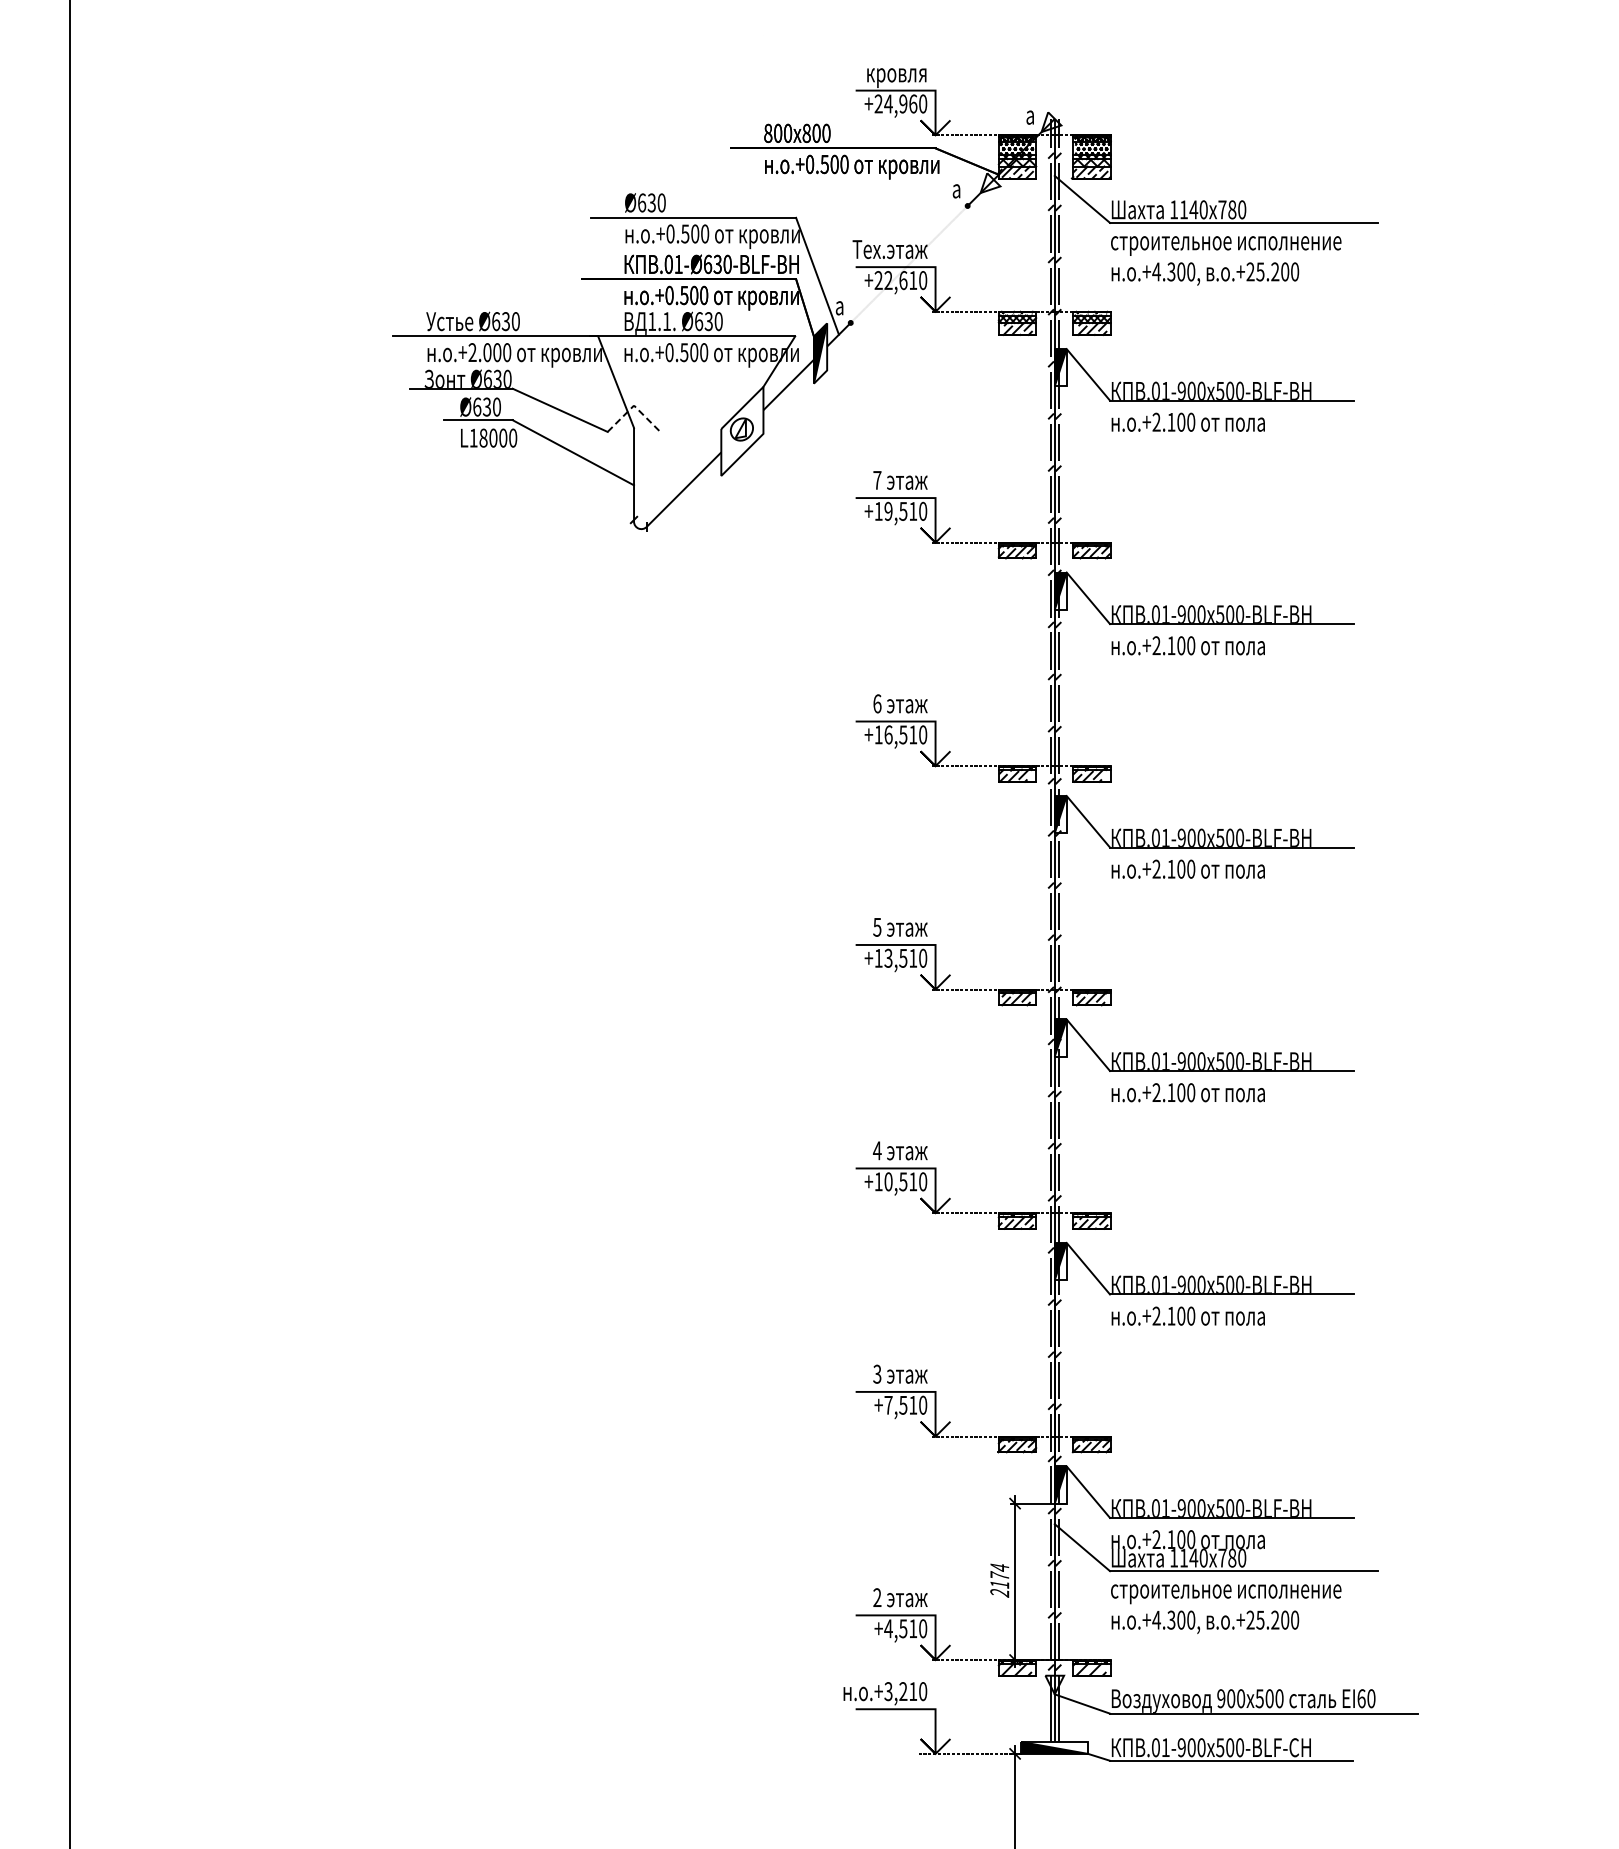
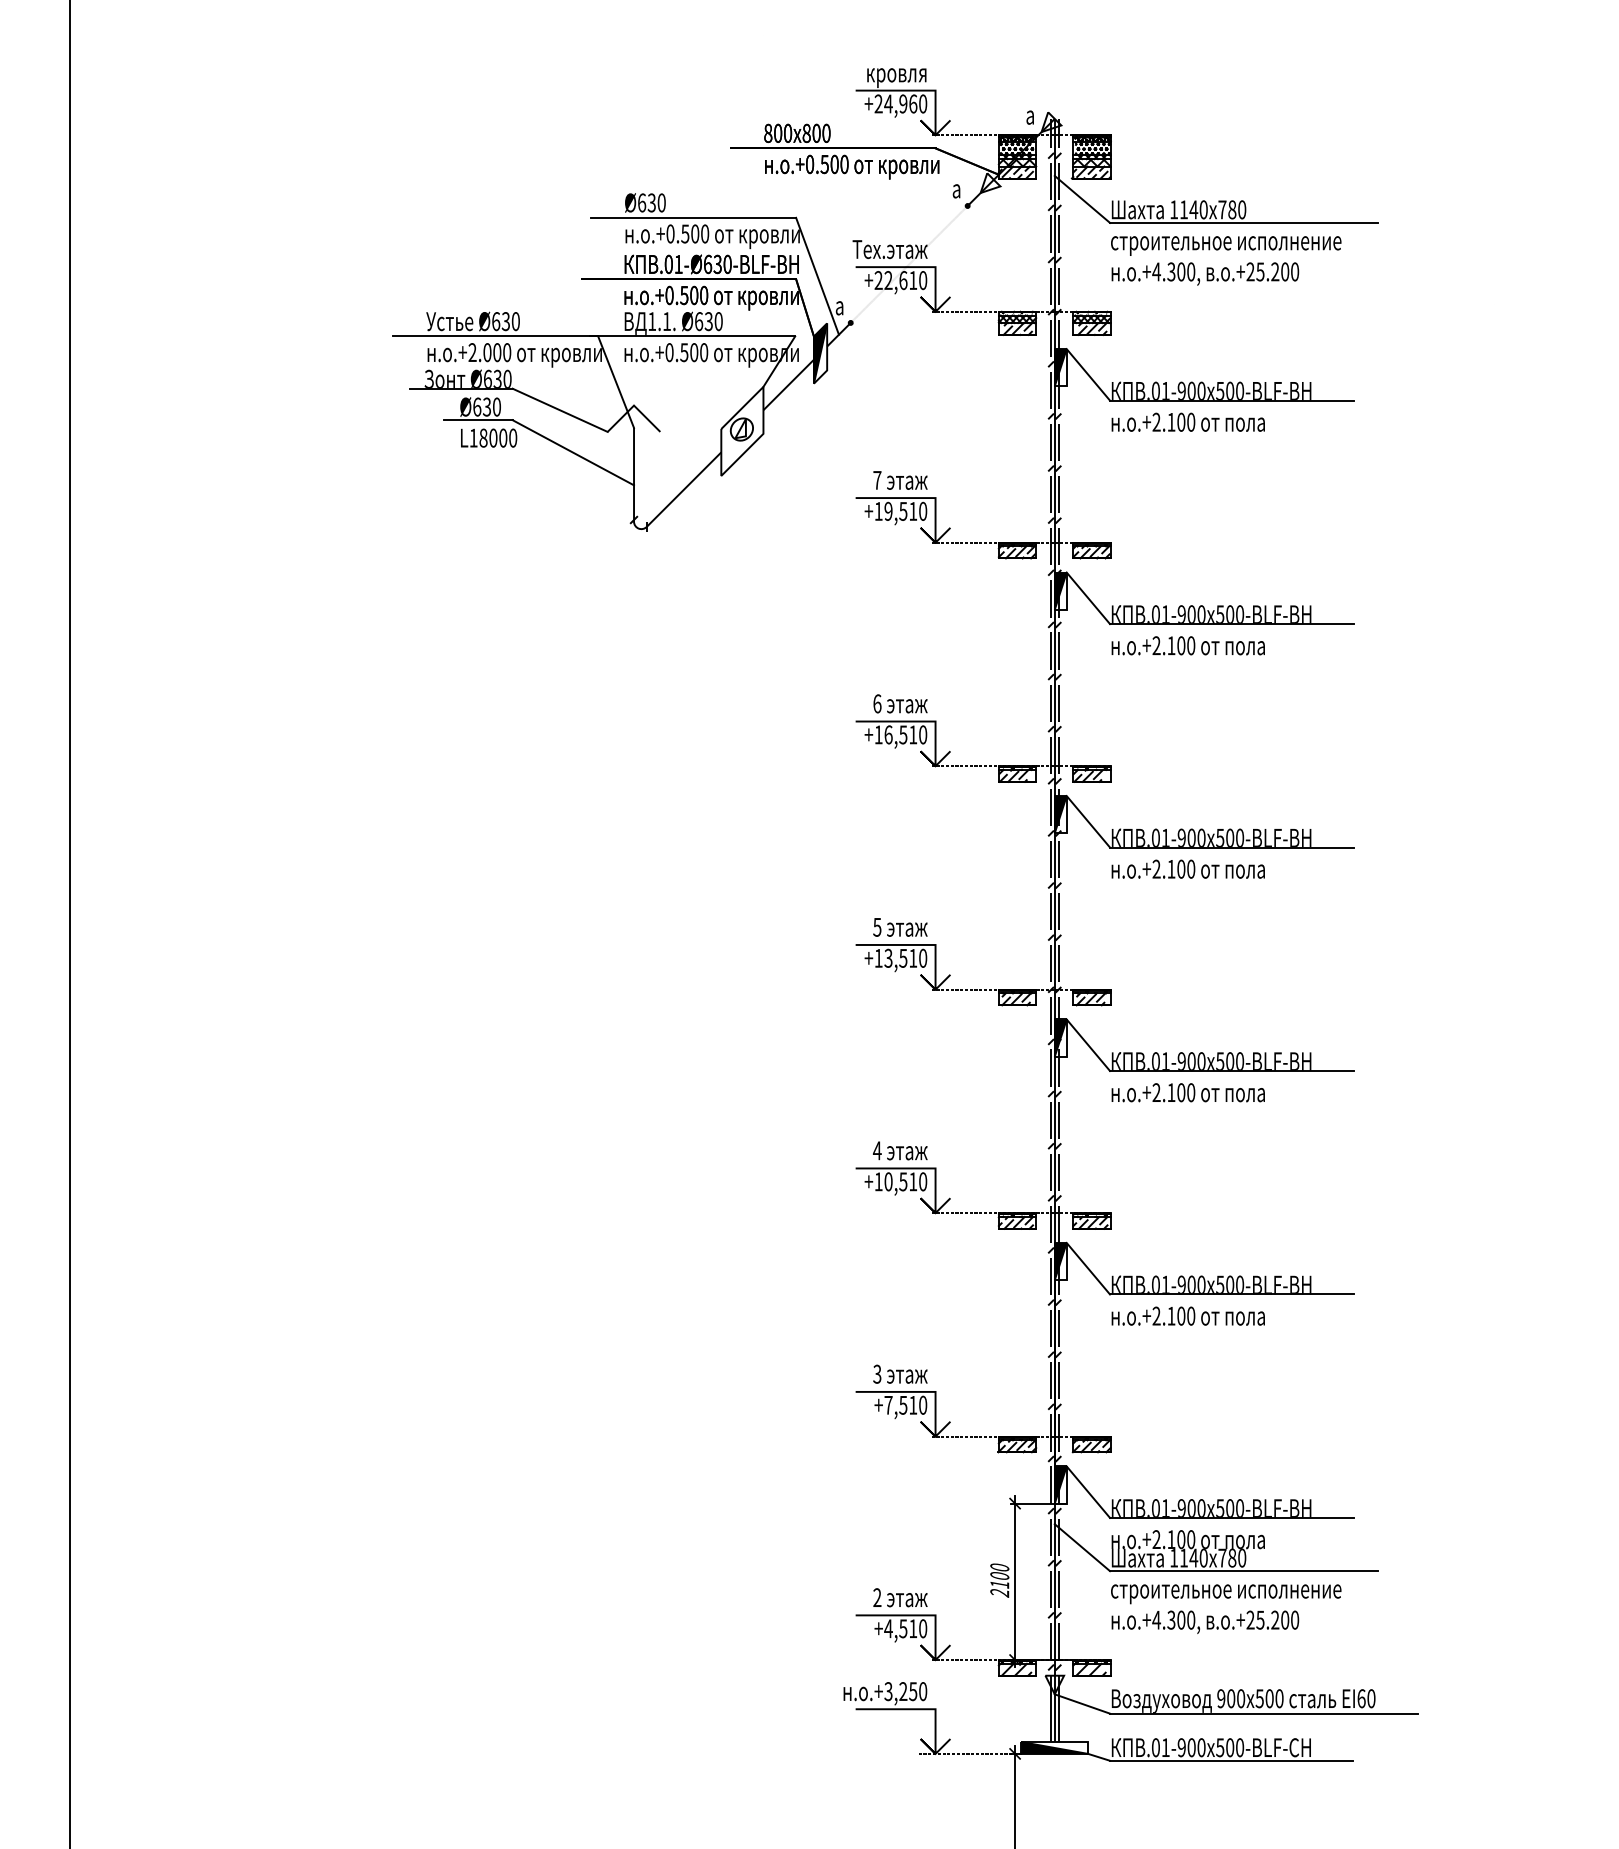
line: dashed -> solid (634, 405)
text: 2174 -> 2100 (999, 1571)
text: .+3,210 -> .+3,250 (913, 1691)
